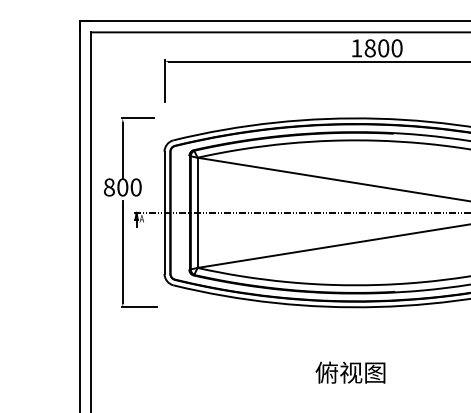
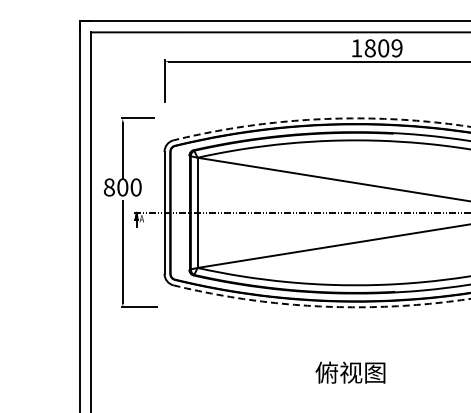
text: 1800 -> 1809 (396, 48)
arc: solid -> dashed (321, 119)
arc: solid -> dashed (322, 306)
